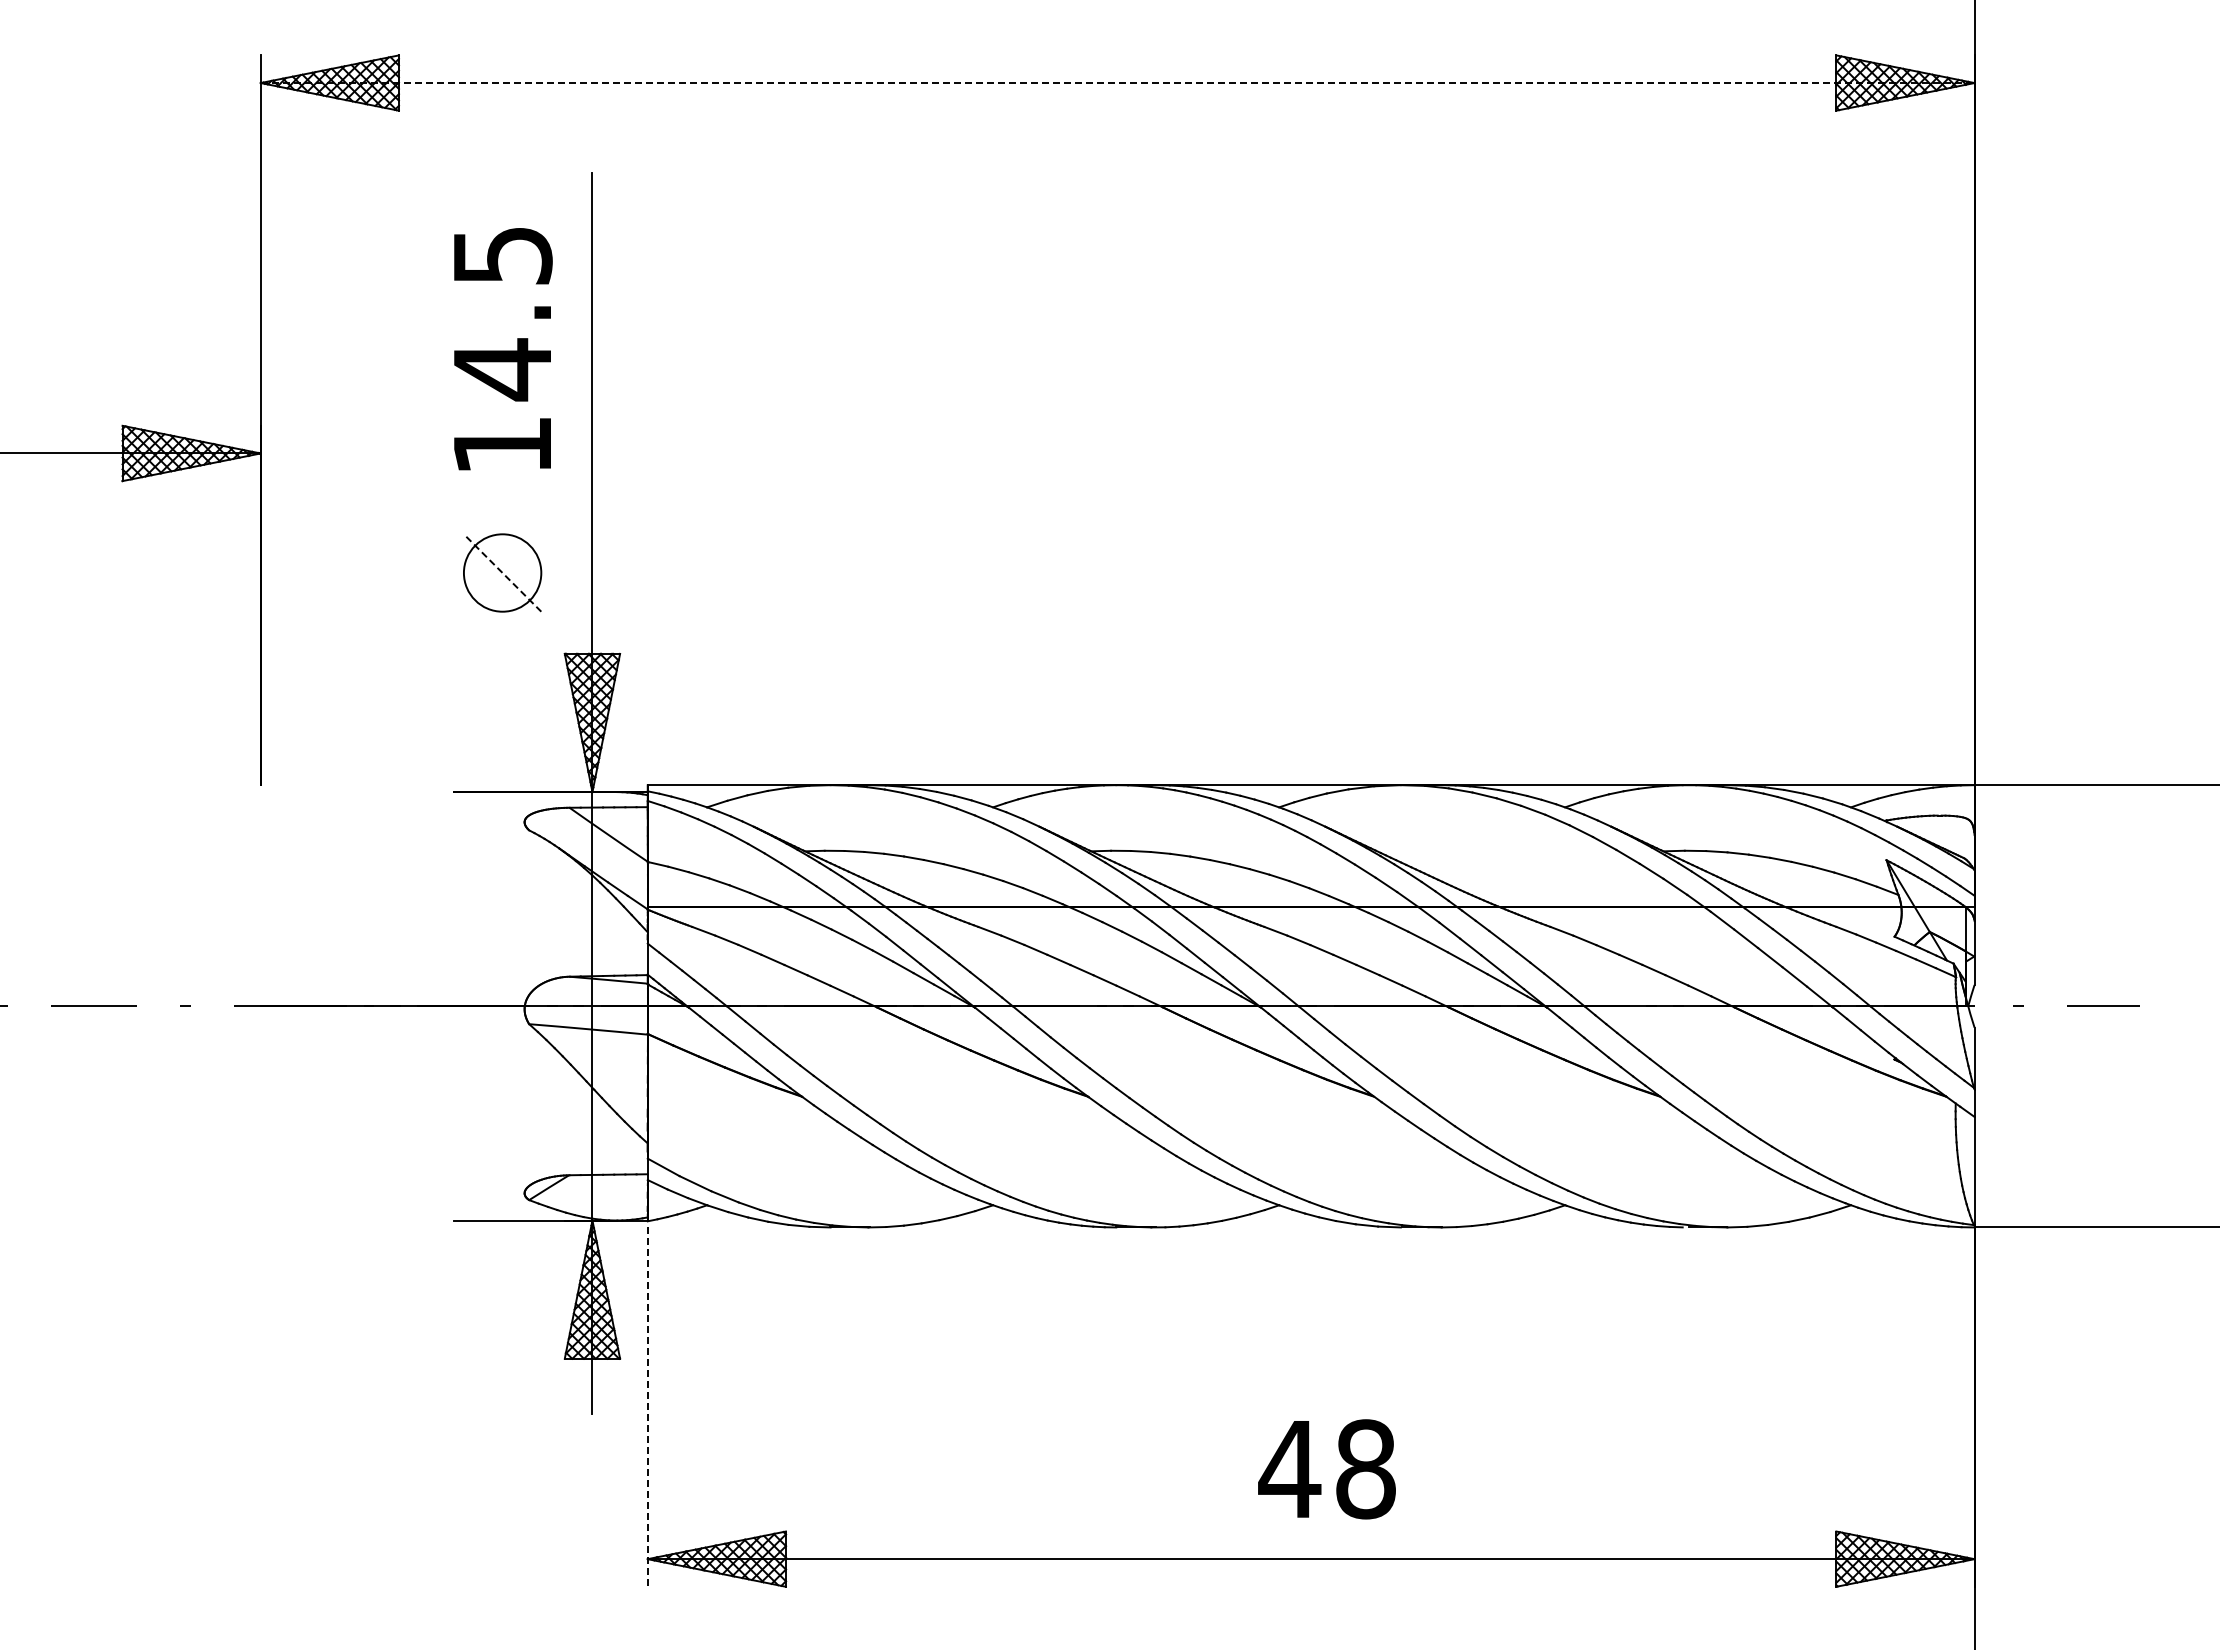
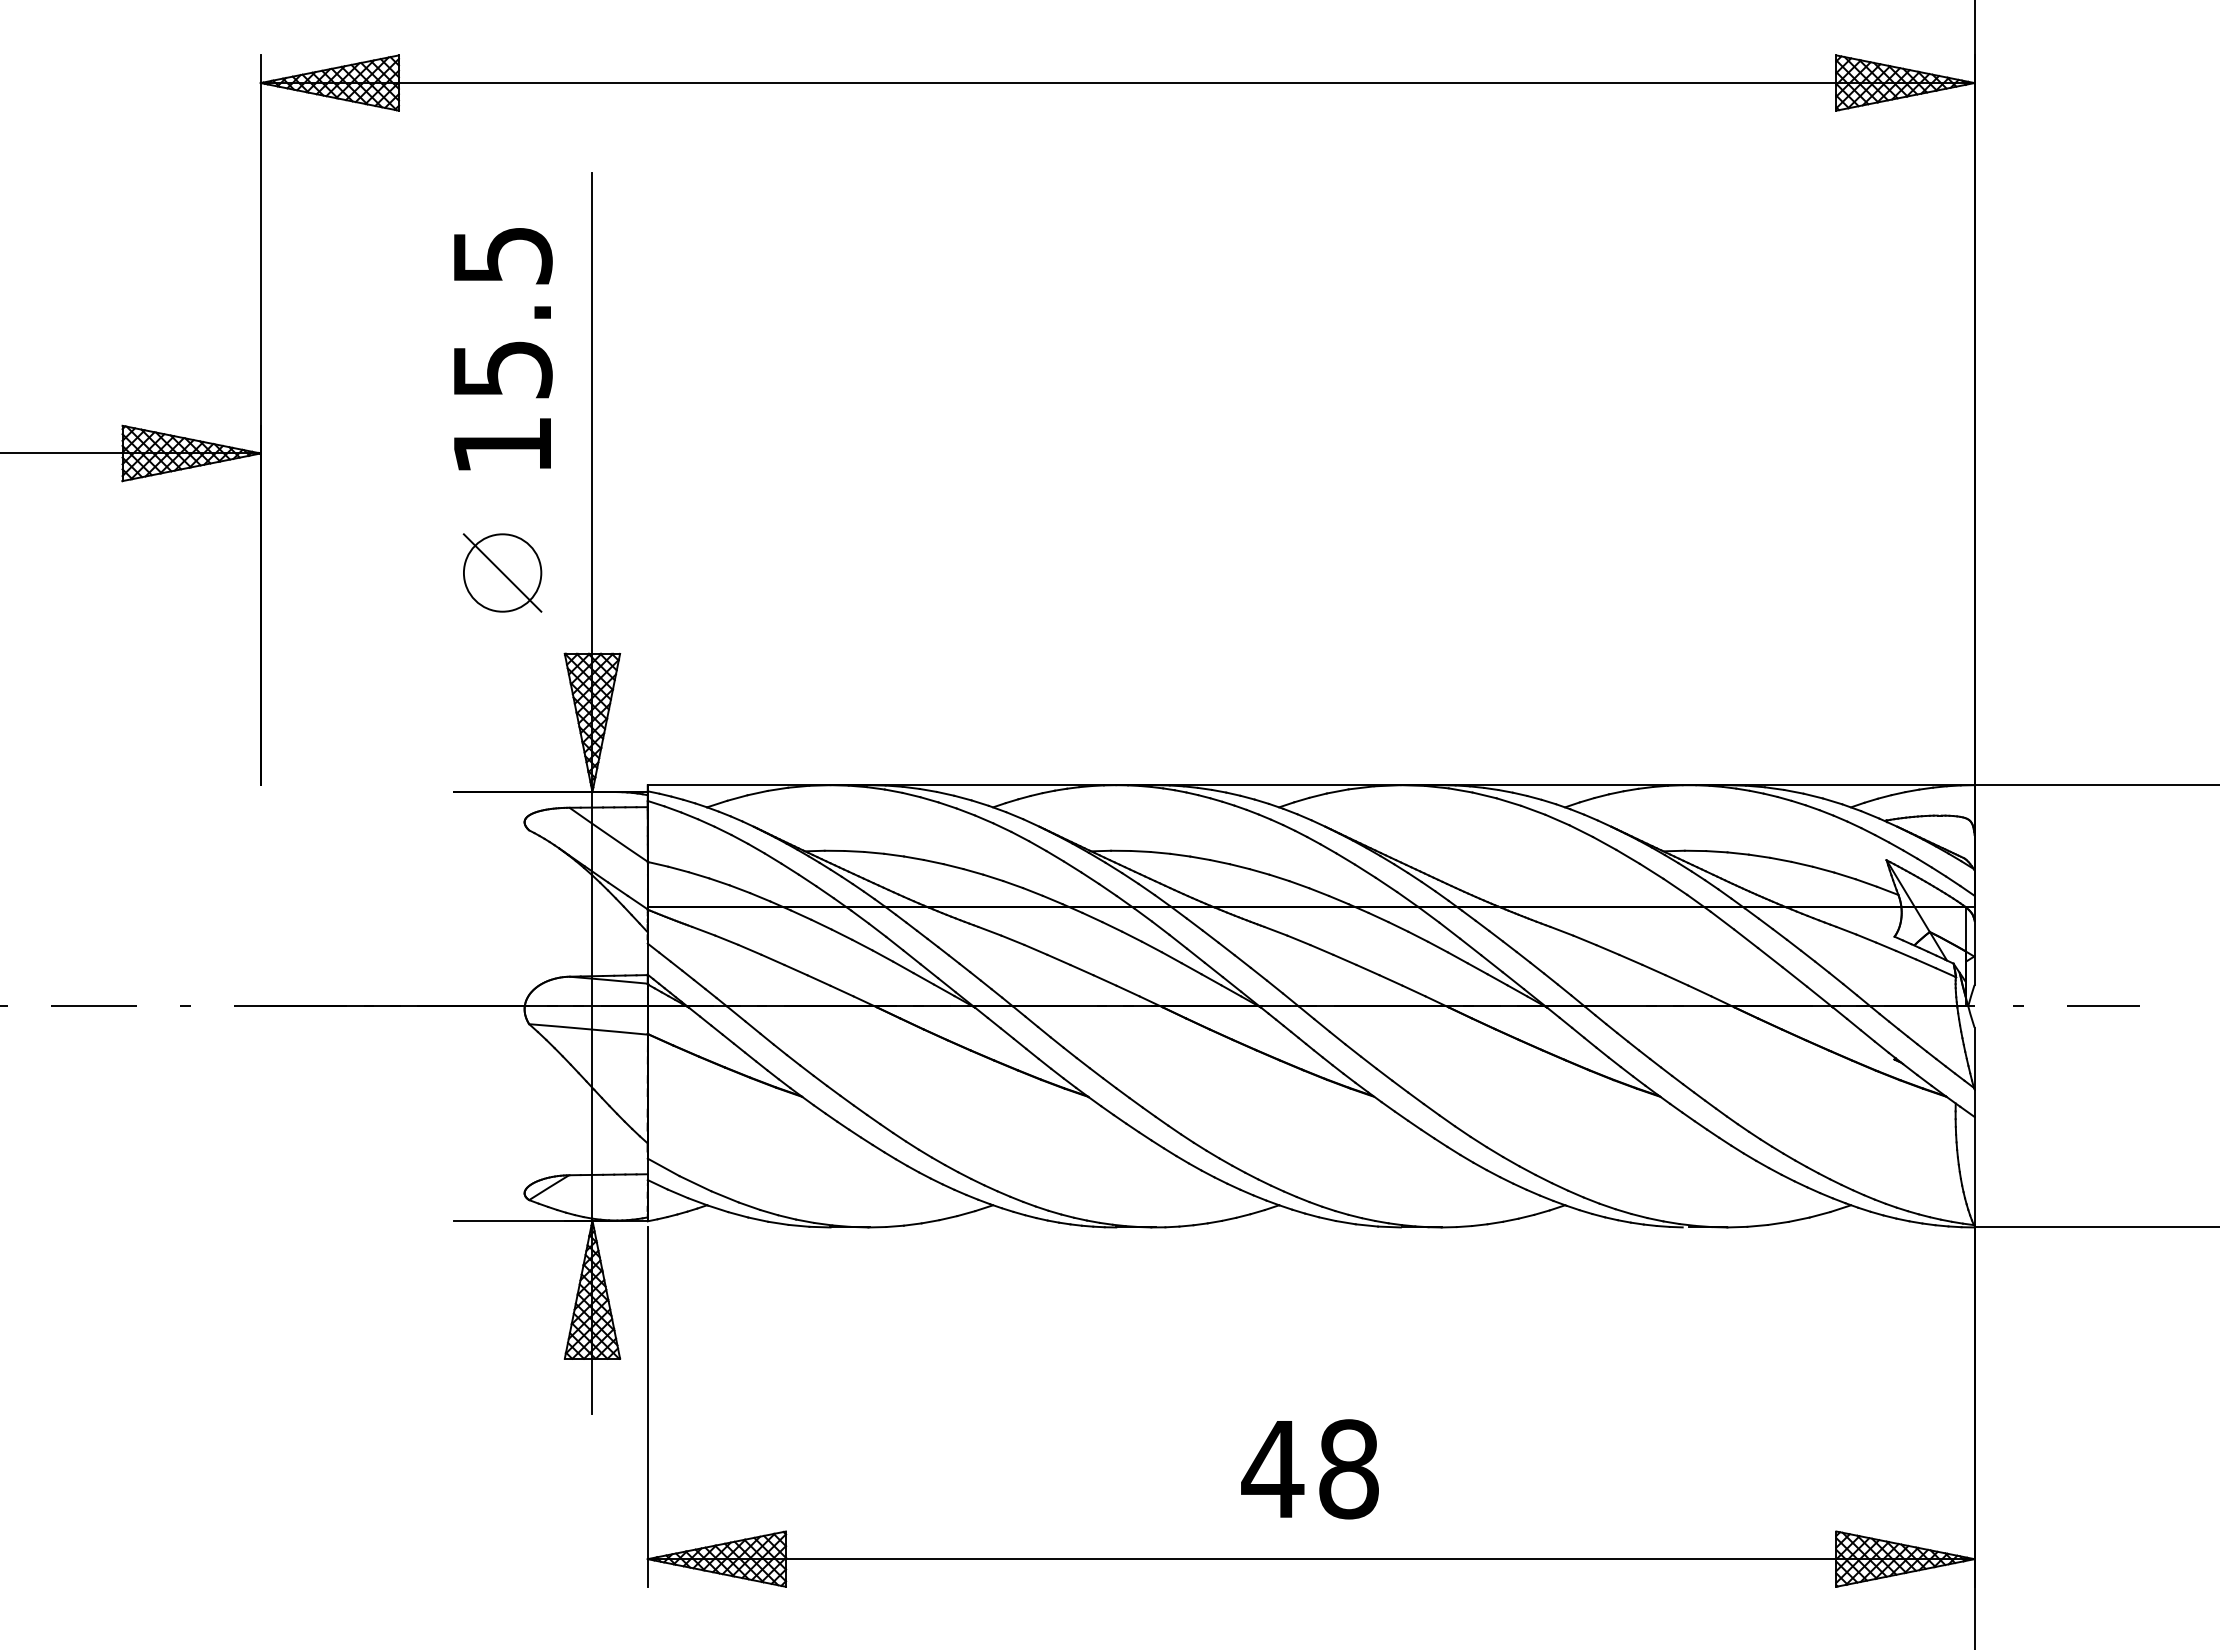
line: dashed -> solid (1117, 83)
text: 14.5 -> 15.5 (503, 369)
line: dashed -> solid (502, 573)
line: dashed -> solid (647, 1407)
text position: (1326, 1469) -> (1309, 1469) (1309, 1469)
